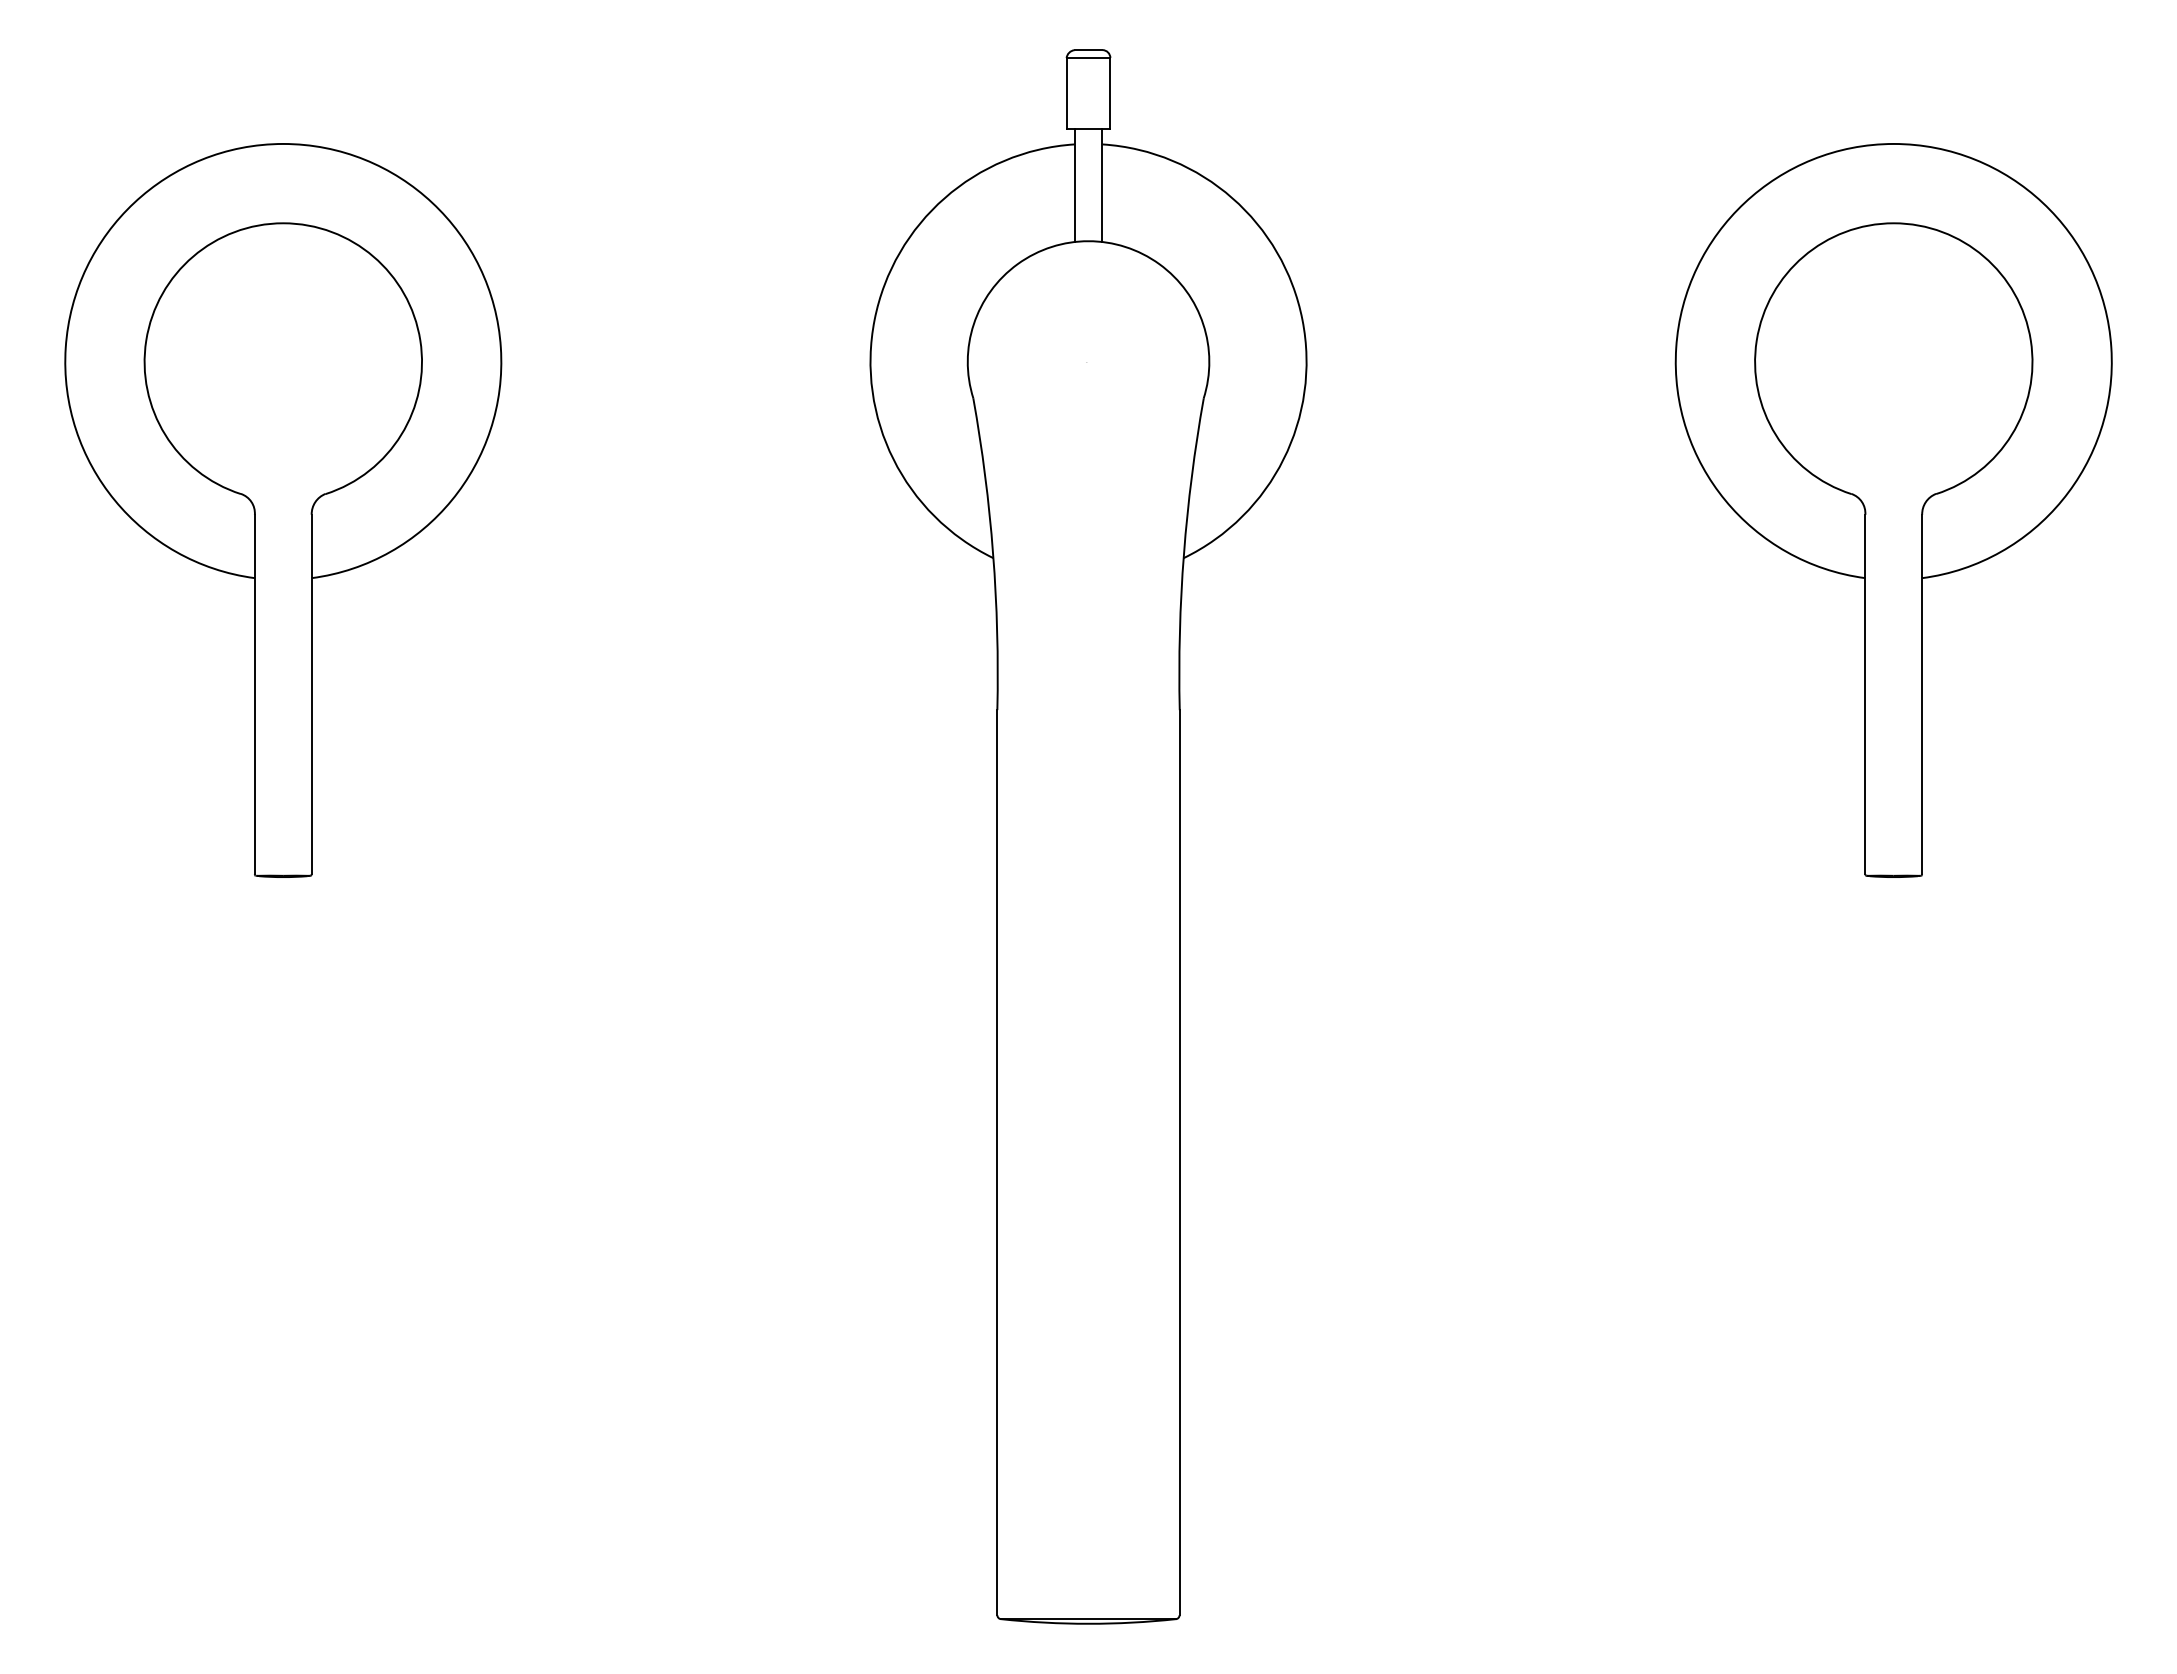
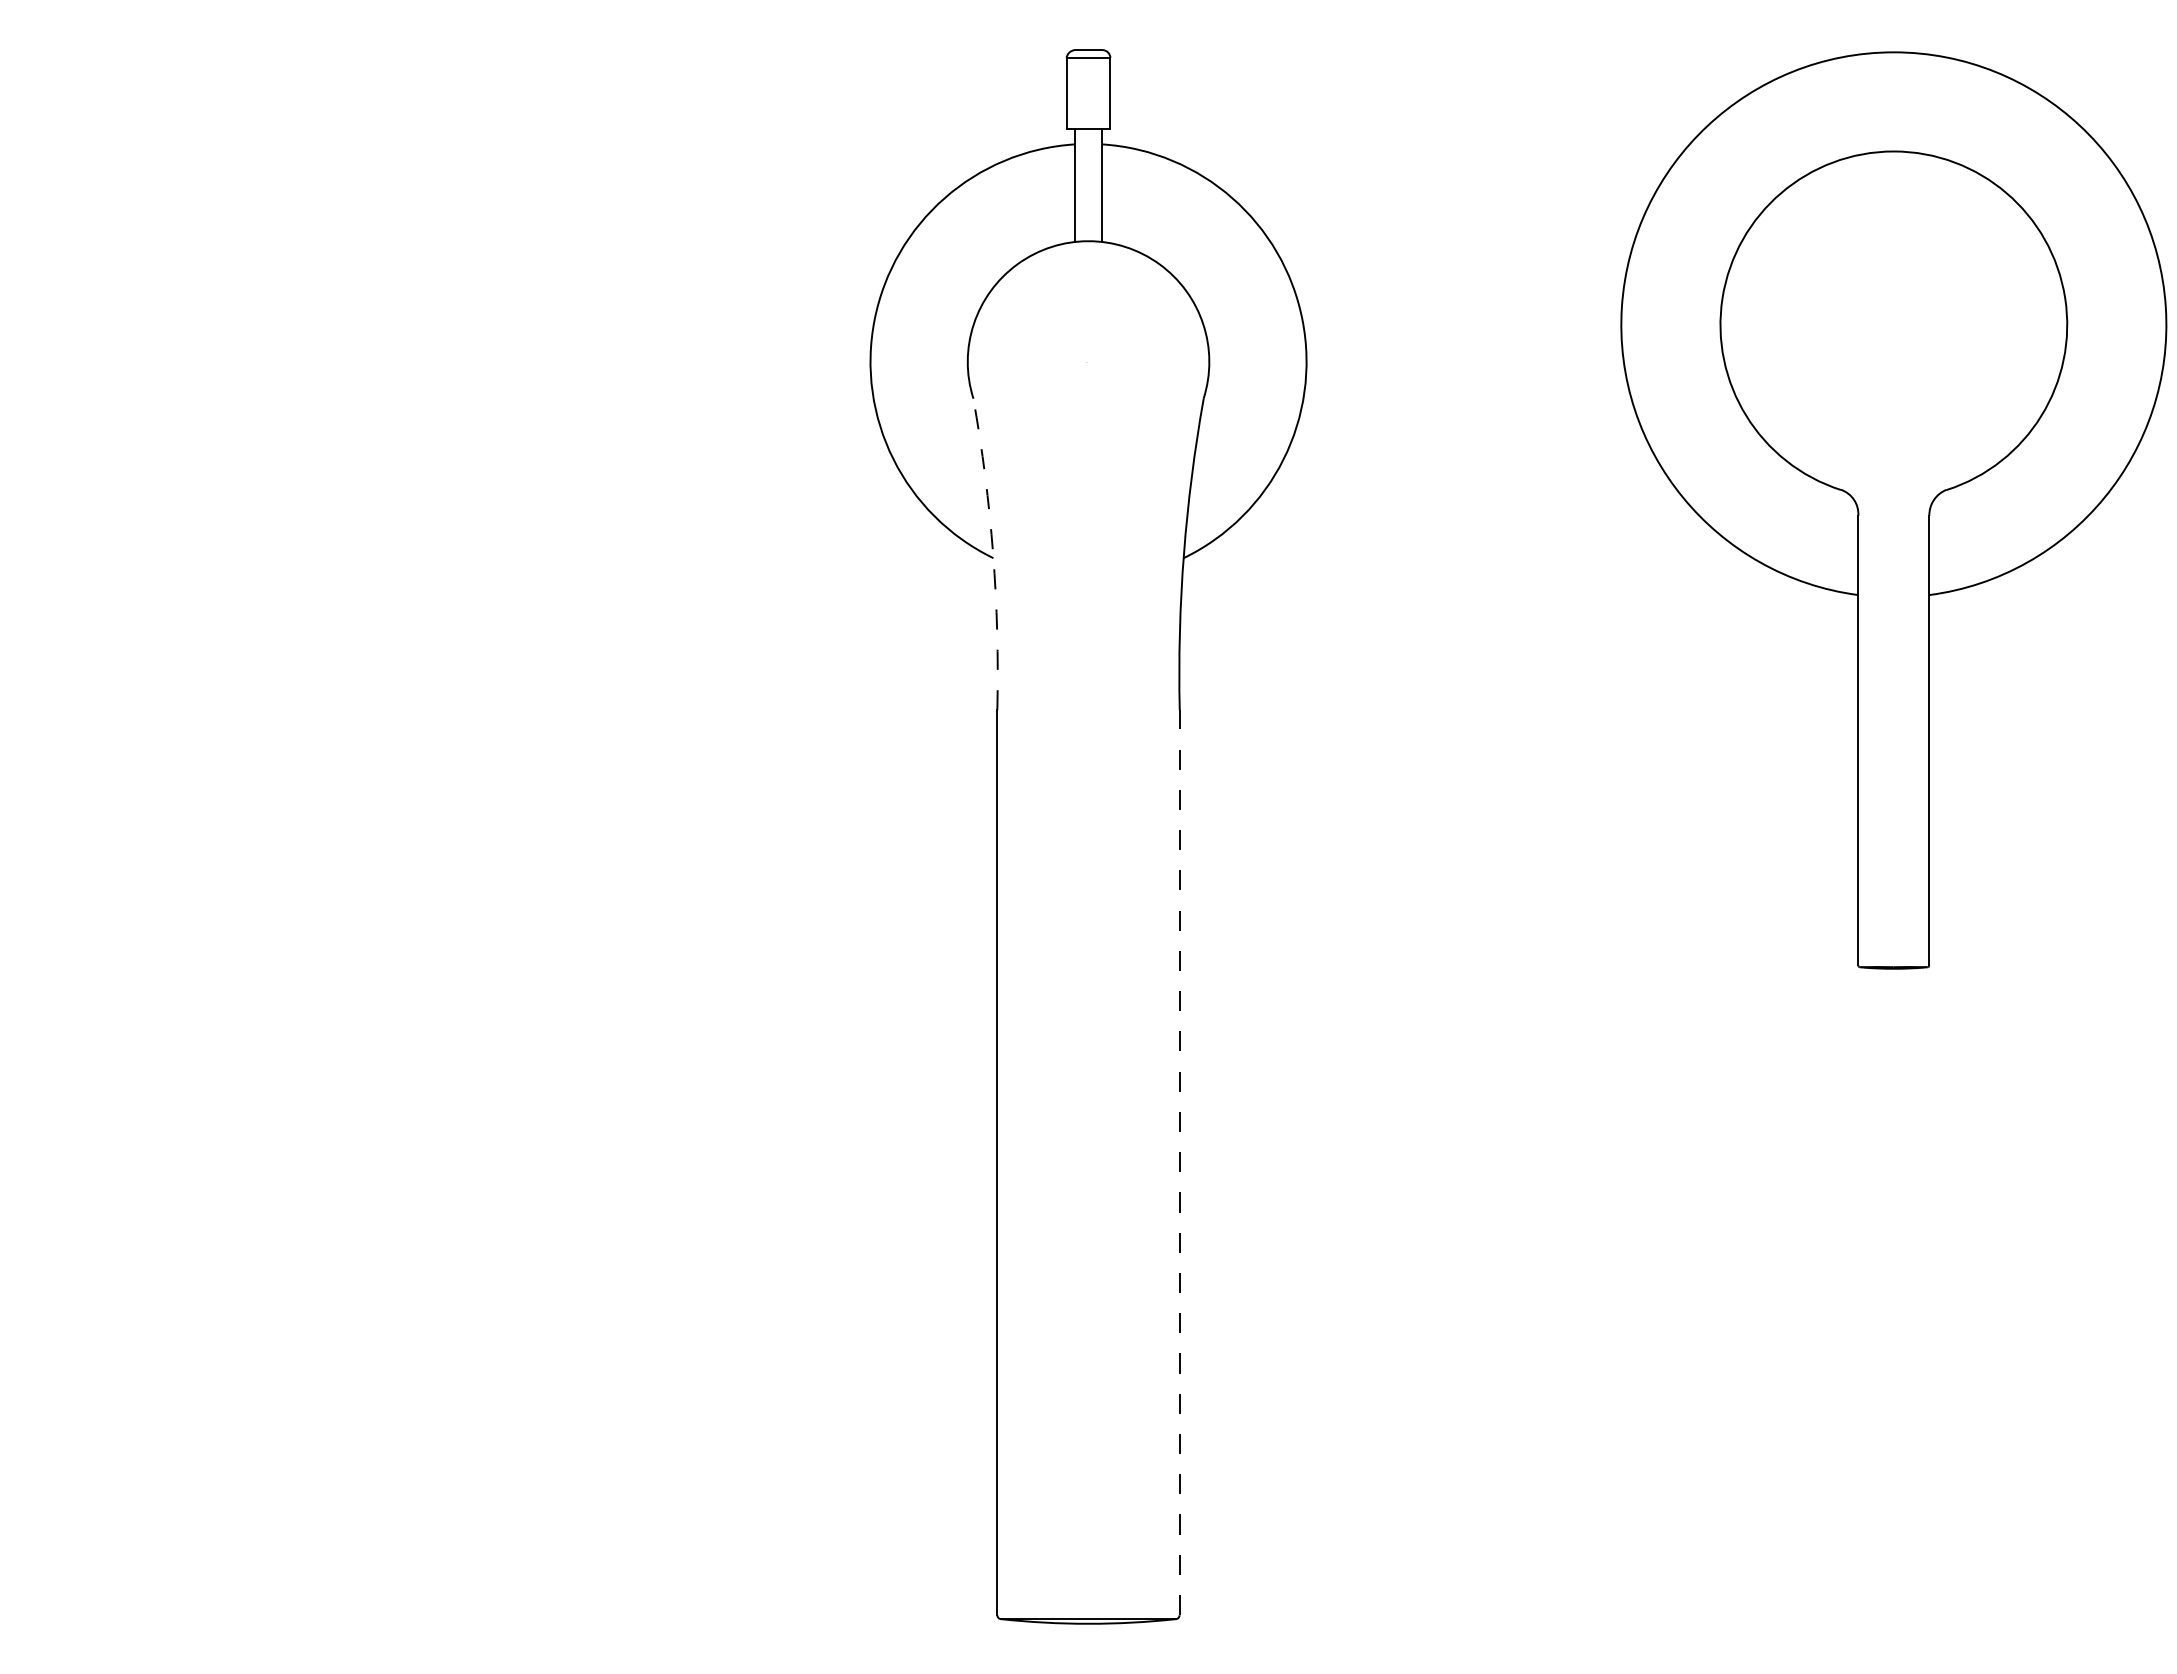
part: present -> none (283, 510)
part size: 439x735 px -> 548x919 px (1893, 510)
arc: solid -> dashed (993, 553)
line: solid -> dashed (1179, 1162)
